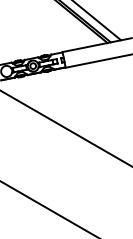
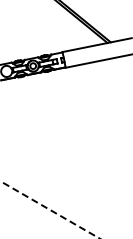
line: present -> none (97, 21)
line: present -> none (65, 128)
line: solid -> dashed (50, 210)
